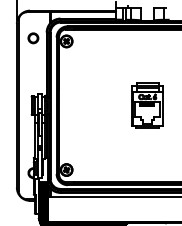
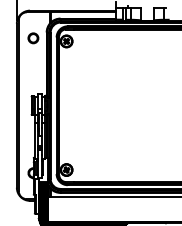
part: present -> none (147, 105)
